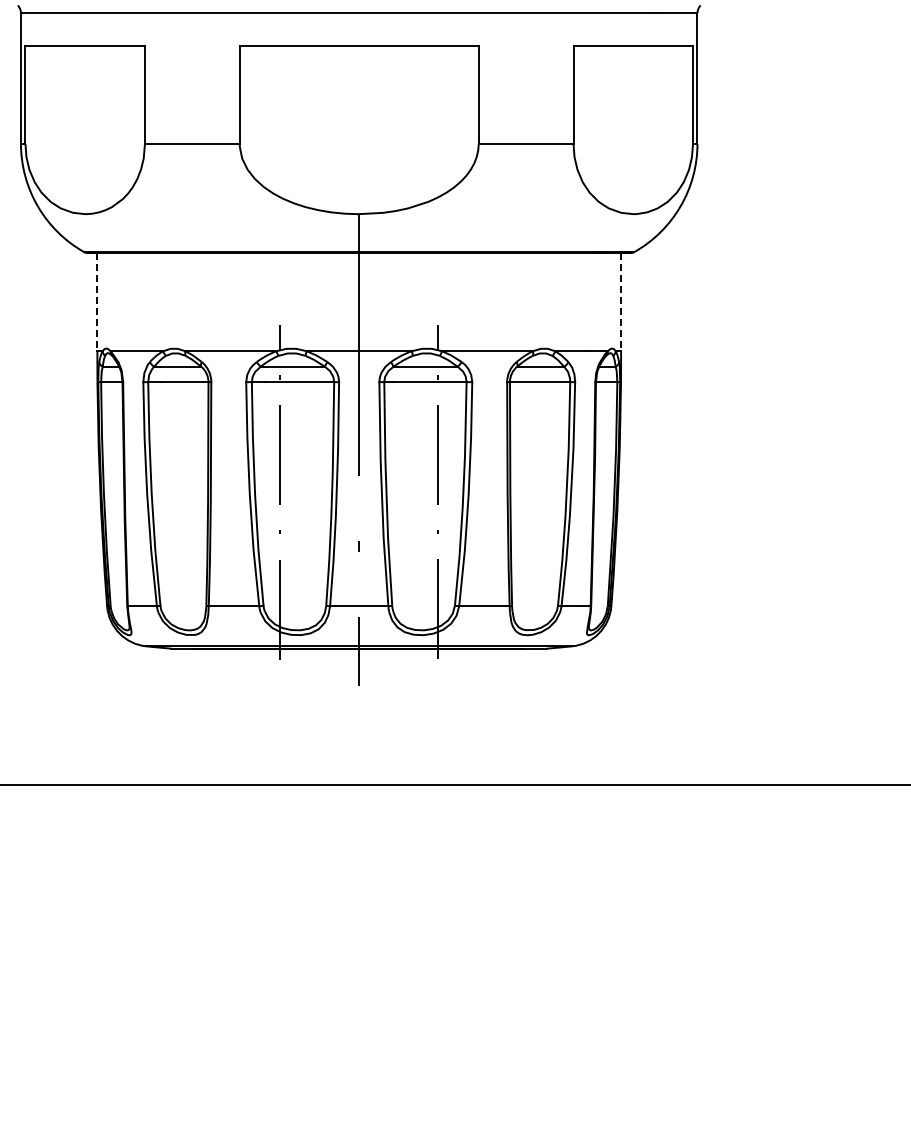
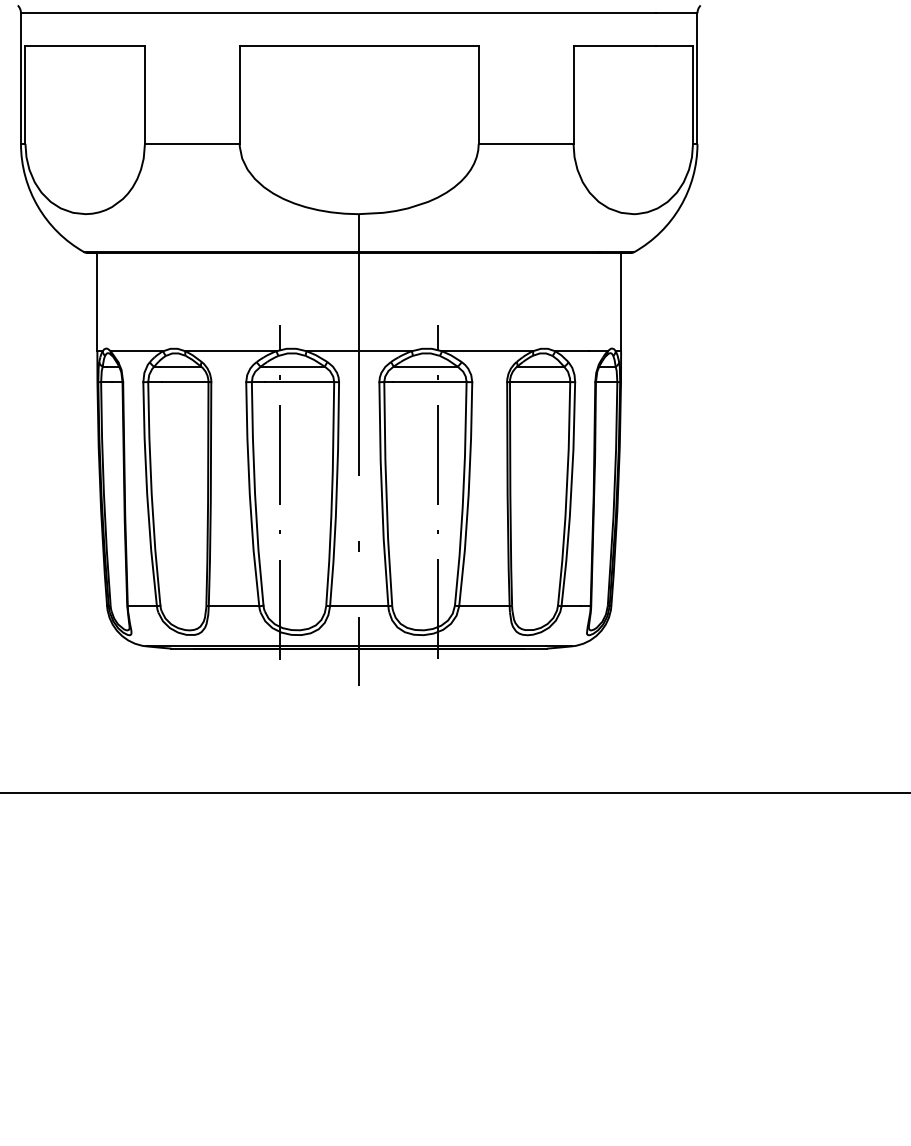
line: dashed -> solid (97, 302)
line: dashed -> solid (621, 302)
line position: (454, 785) -> (454, 793) (454, 793)
